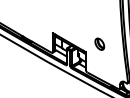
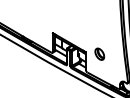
part position: (99, 43) -> (99, 53) (99, 53)
